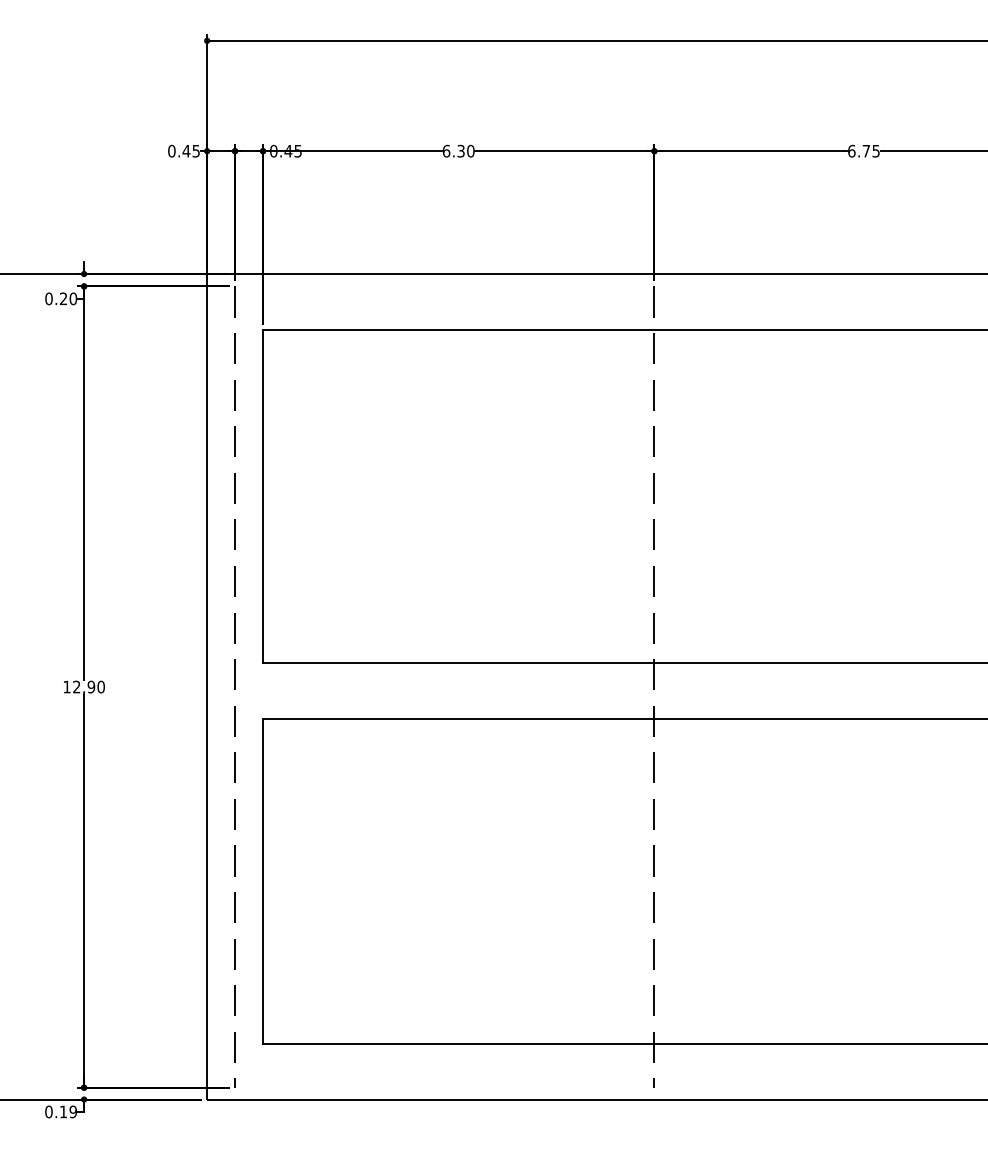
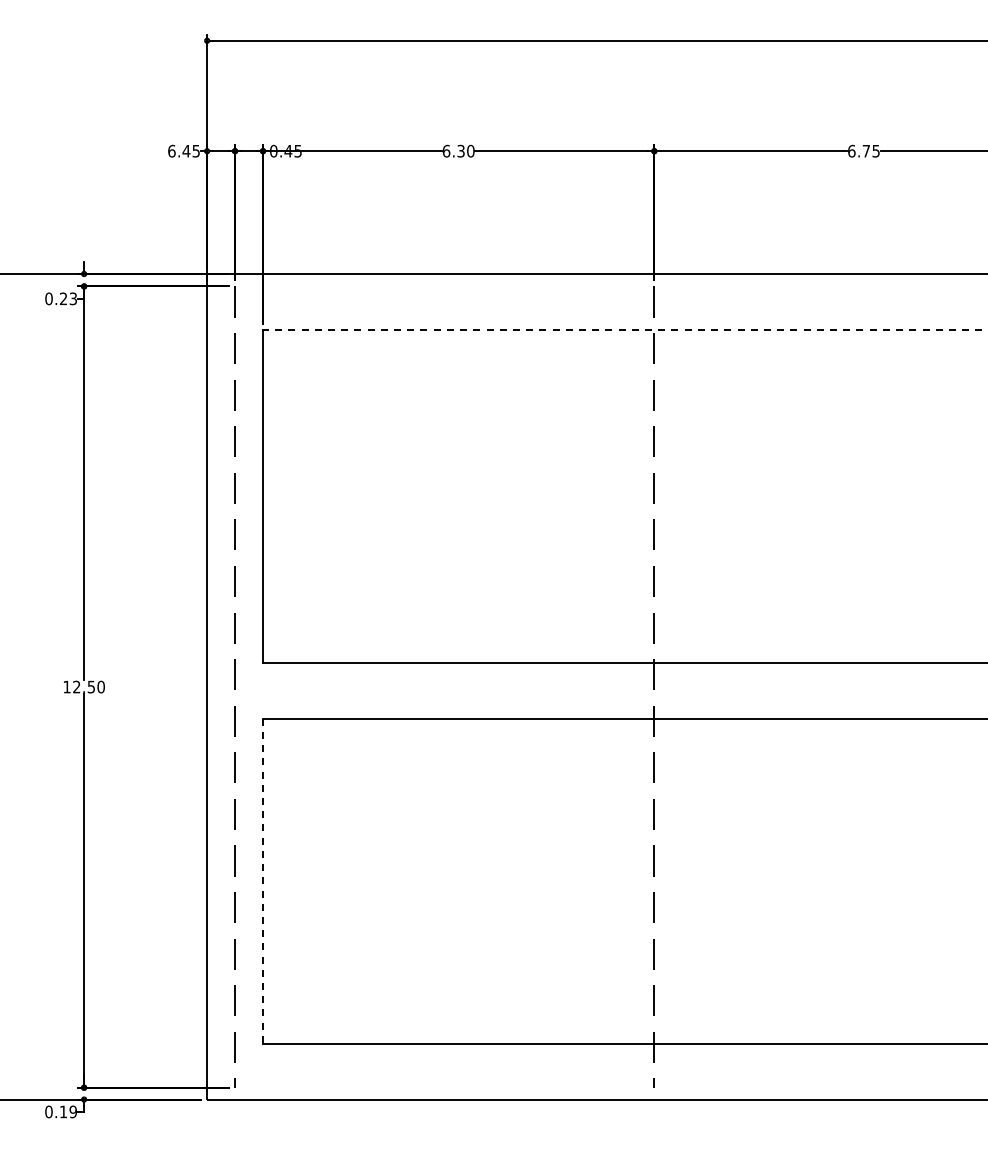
text: 0.45 -> 6.45 (171, 150)
text: 0.20 -> 0.23 (73, 298)
line: solid -> dashed (624, 329)
text: 12.90 -> 12.50 (91, 686)
line: solid -> dashed (263, 881)
